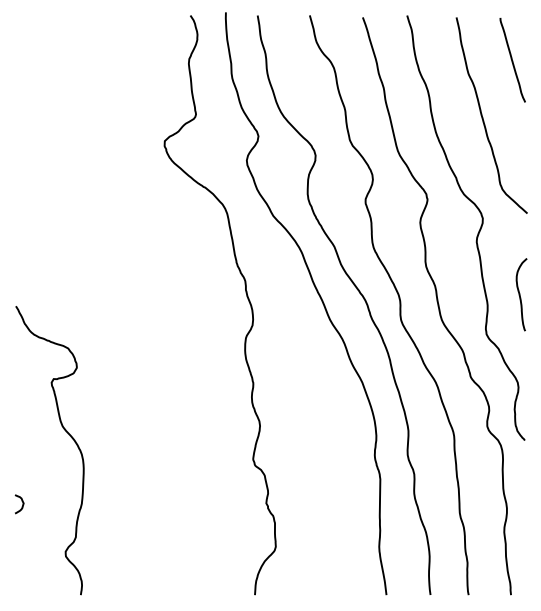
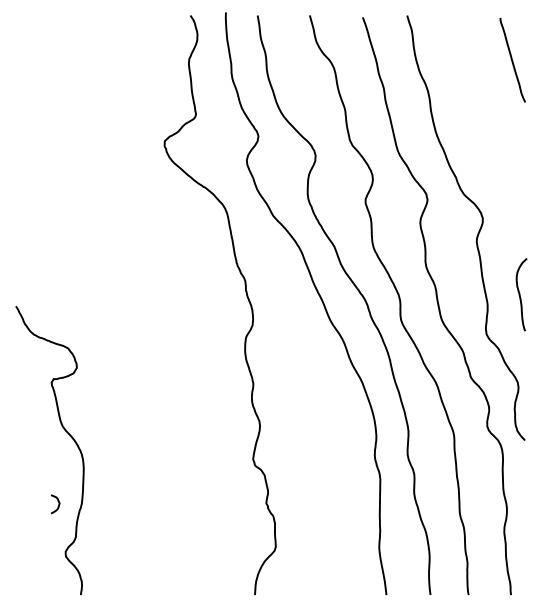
curve: present -> none (483, 117)
curve position: (21, 506) -> (57, 506) (57, 506)
